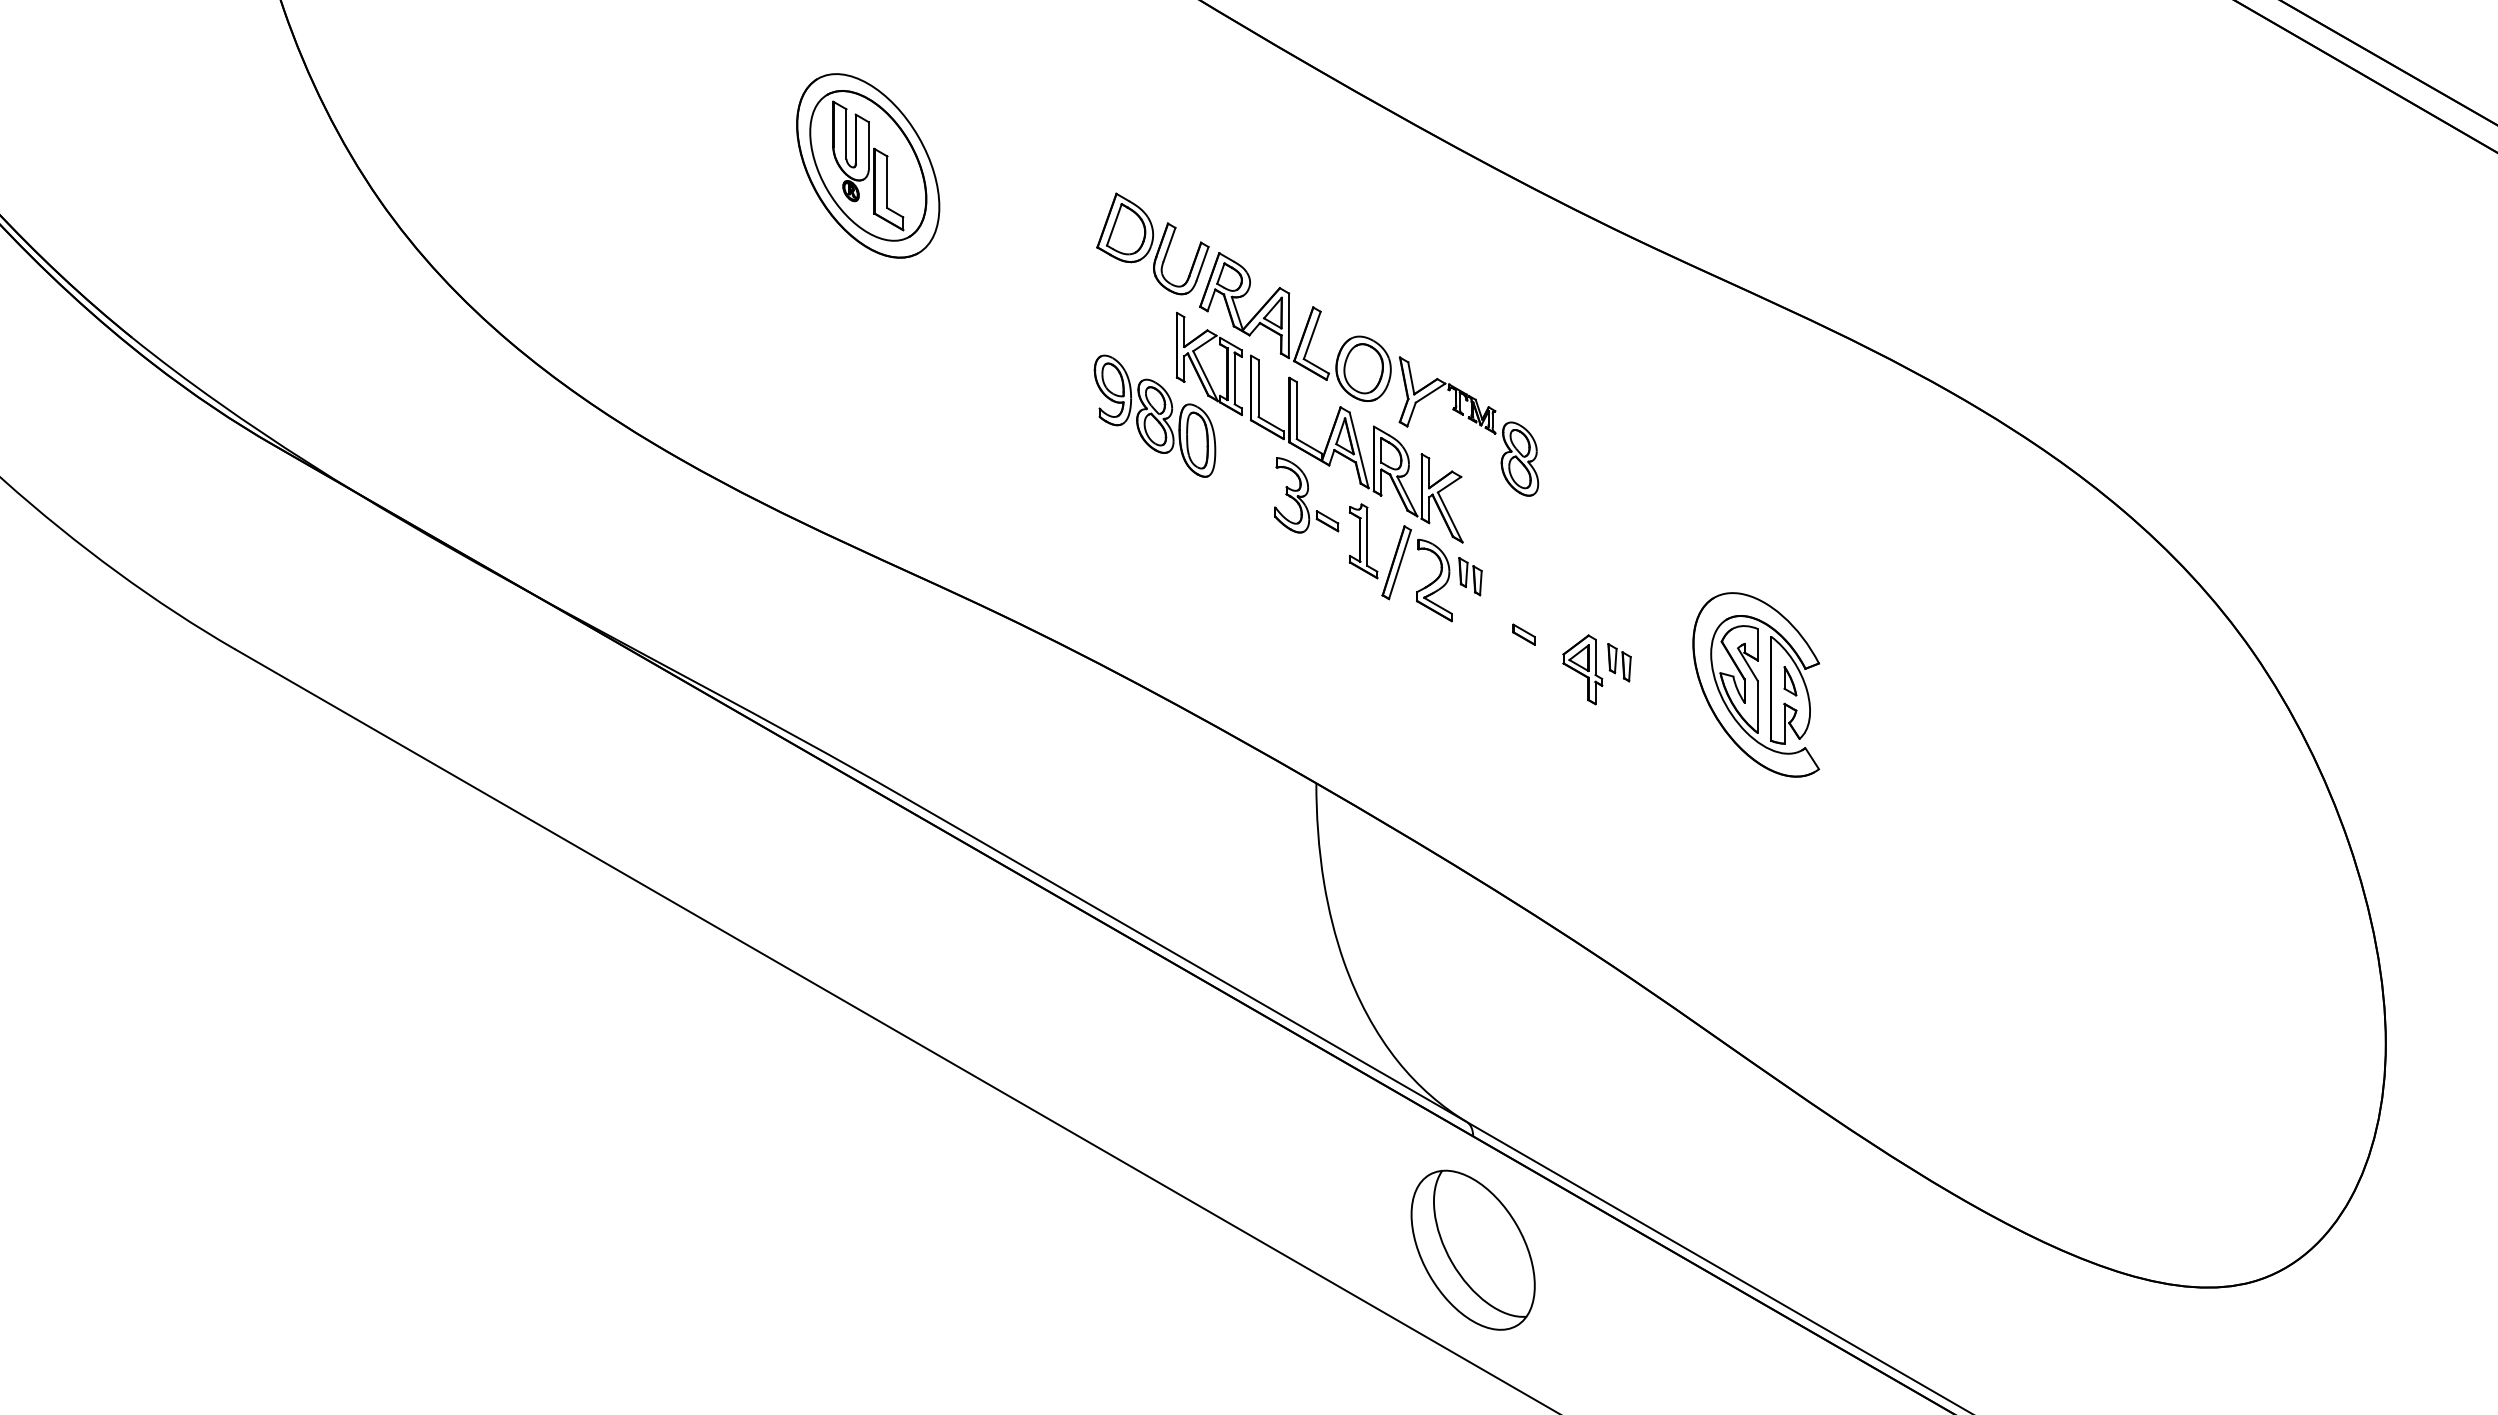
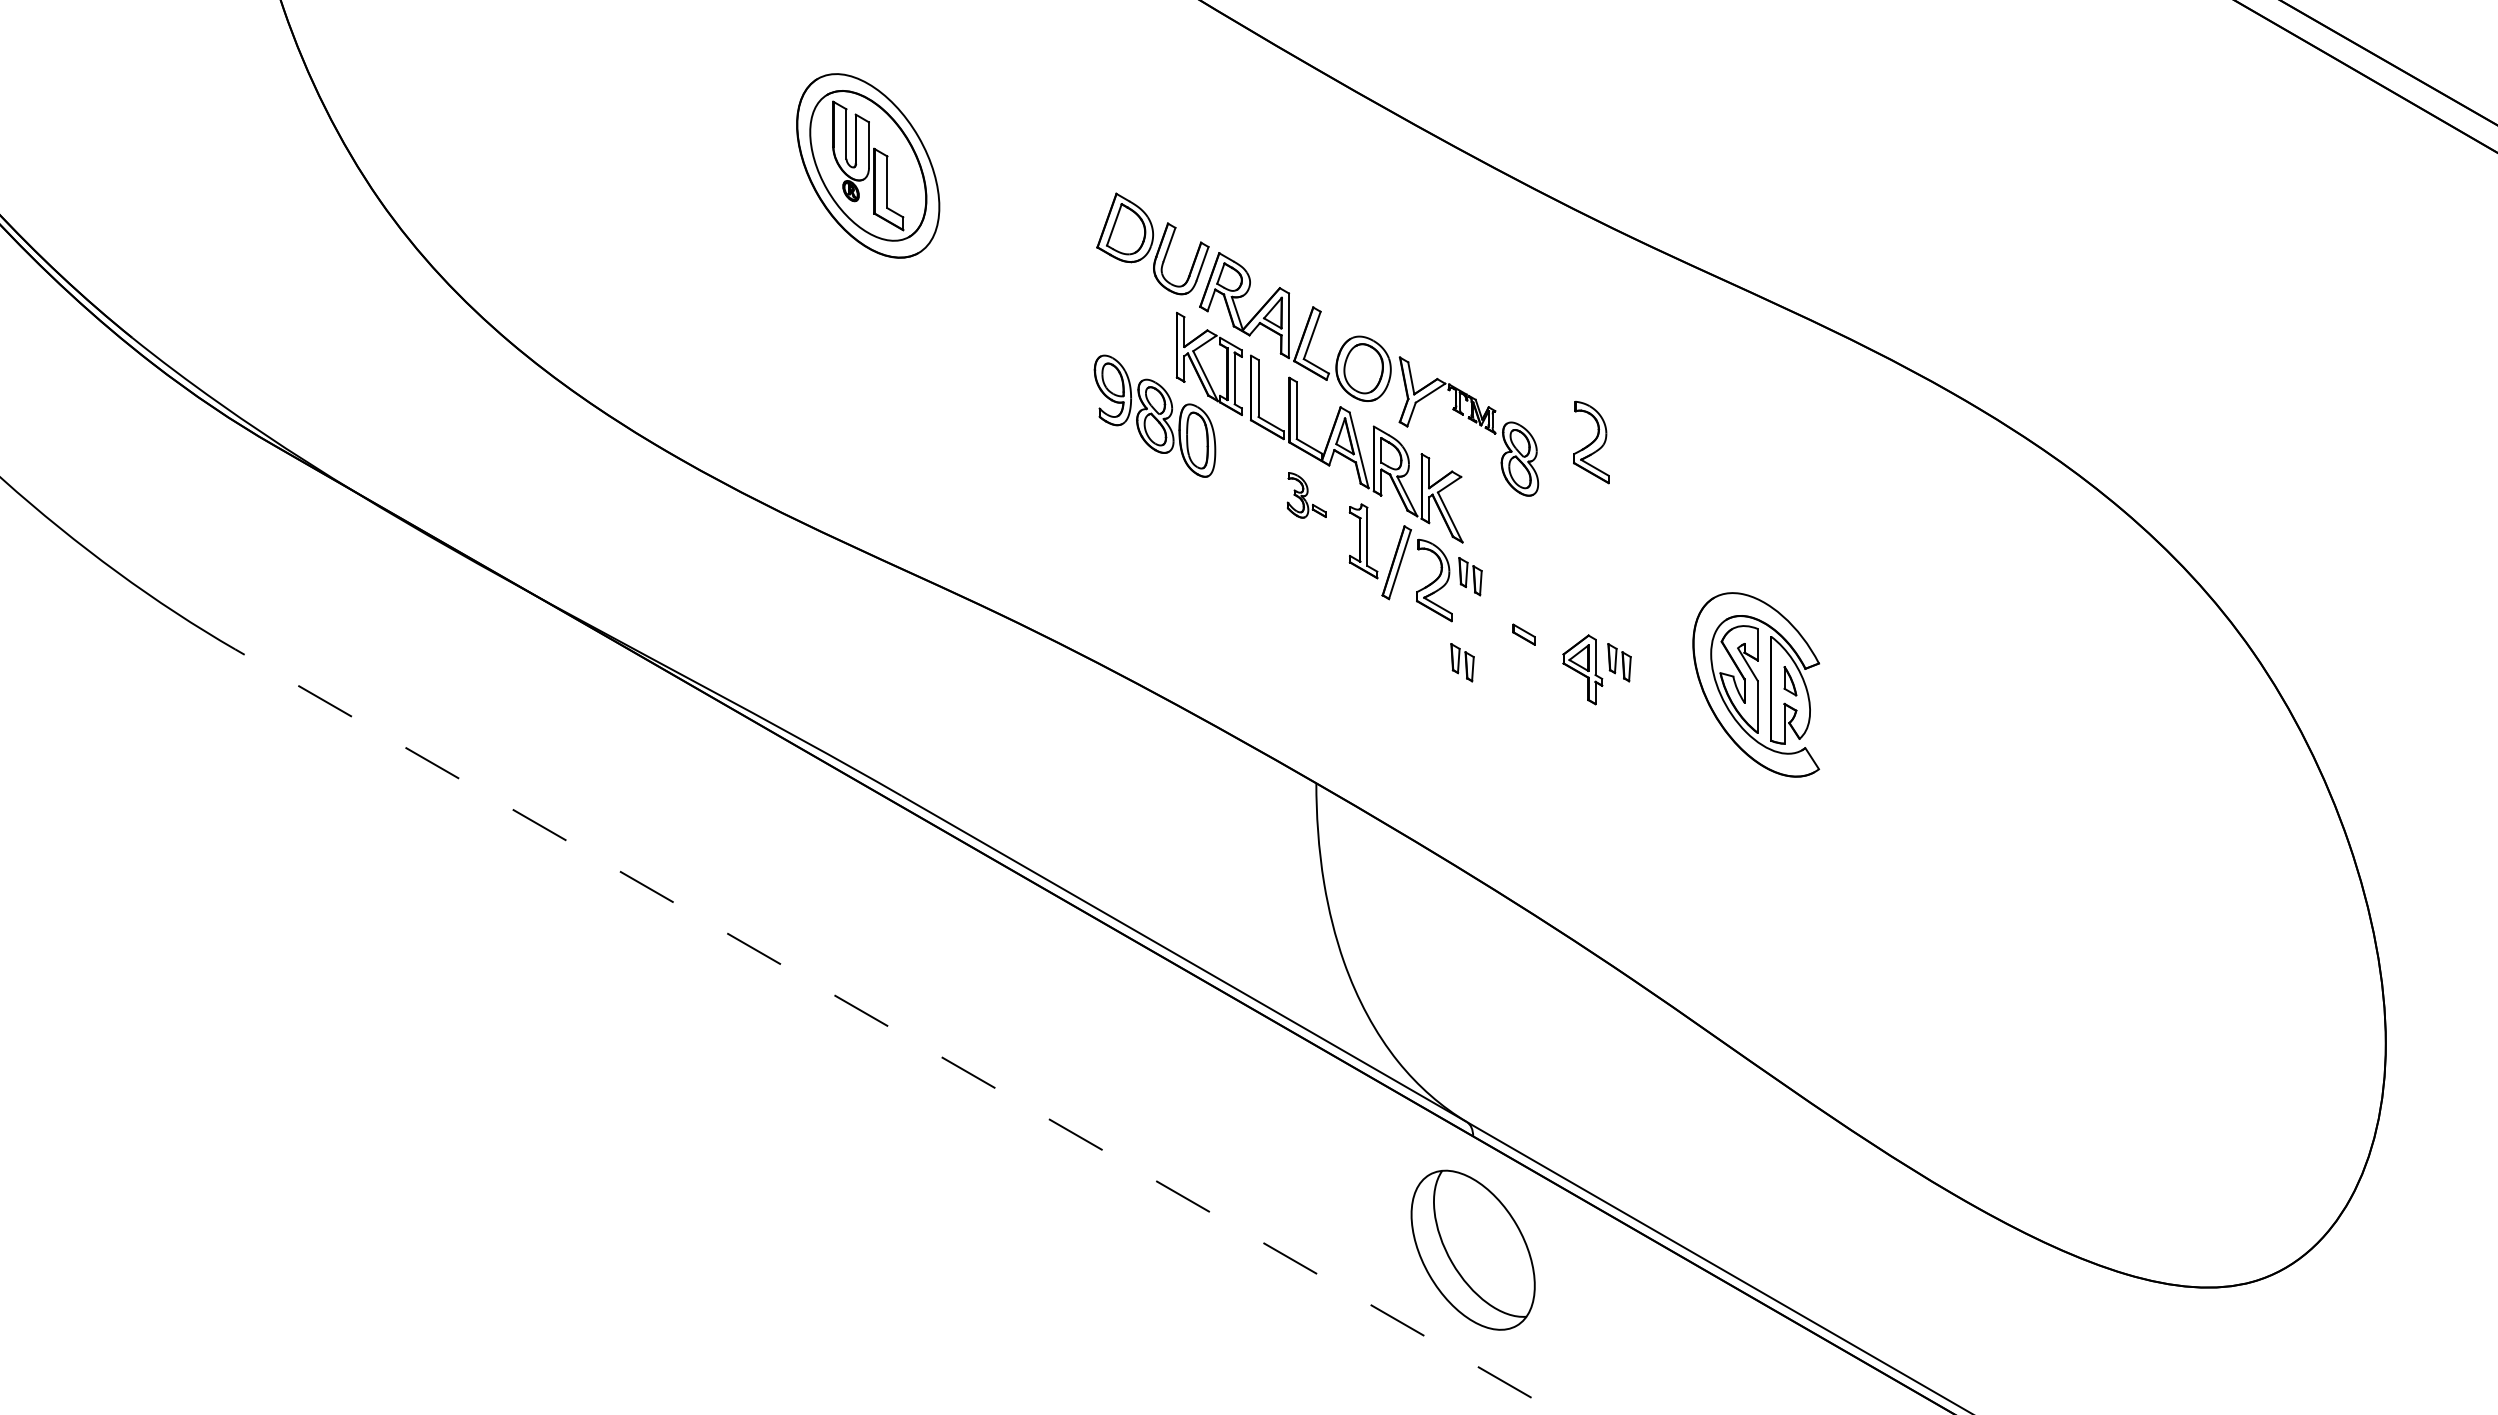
part: none -> present (1591, 442)
part size: 66x77 px -> 41x47 px (1306, 495)
part: none -> present (1462, 662)
line: solid -> dashed (897, 1031)
